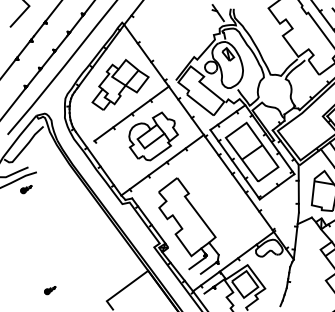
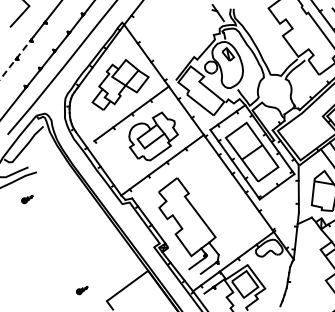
line: solid -> dashed (16, 58)
part position: (26, 189) -> (27, 199) (27, 199)
part position: (50, 290) -> (82, 290) (82, 290)
